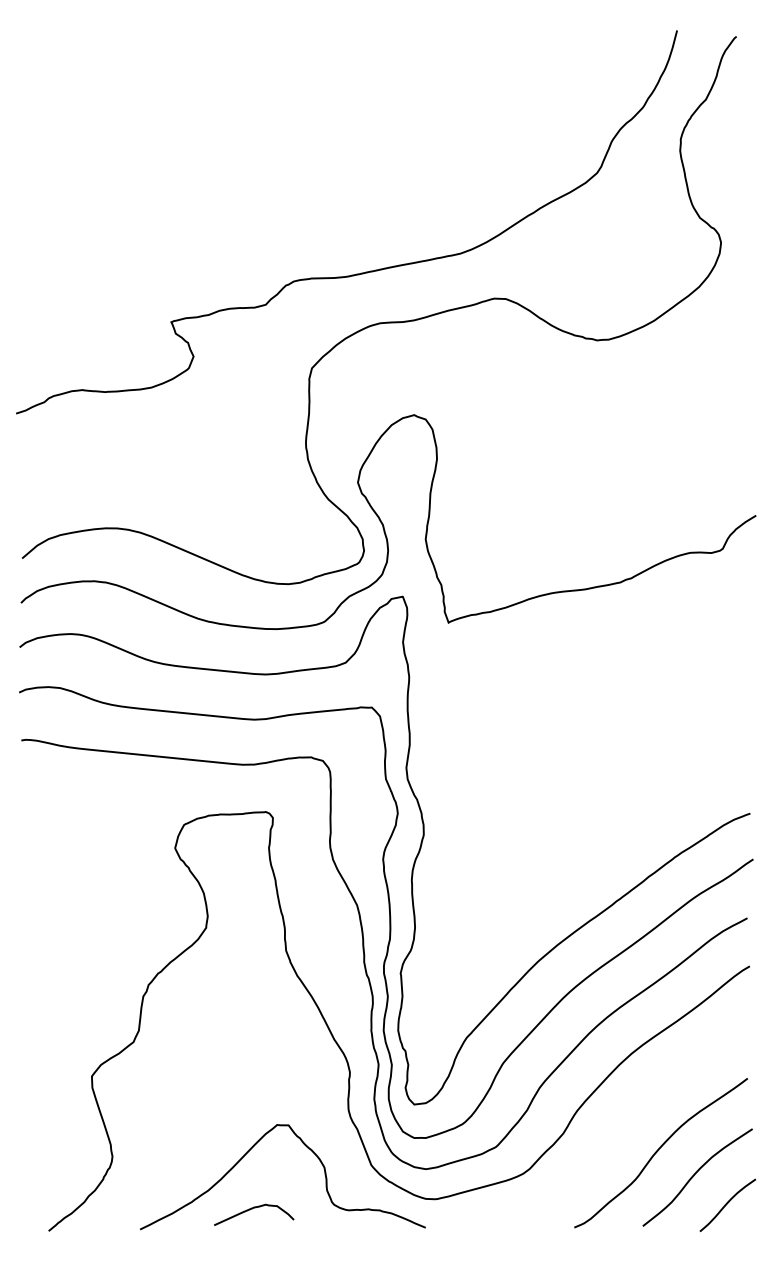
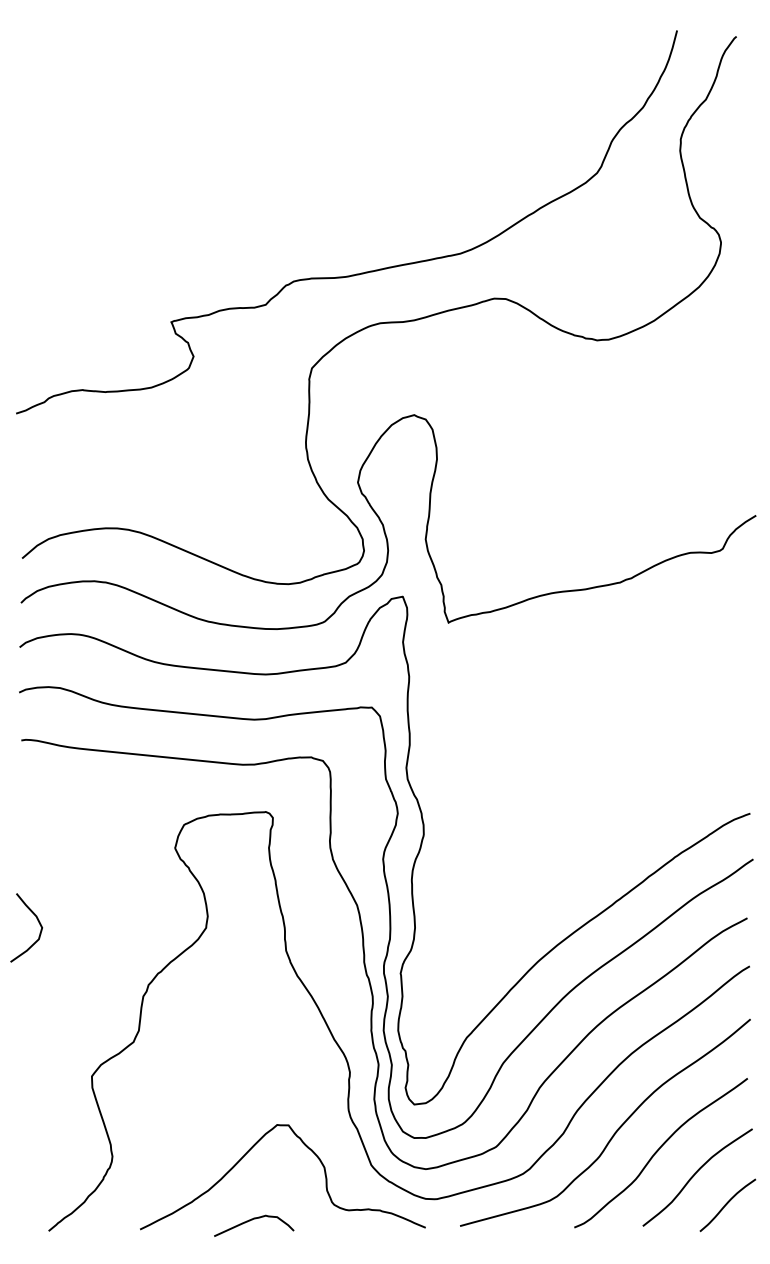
curve: none -> present (38, 922)
curve: none -> present (617, 1128)
curve position: (252, 1209) -> (252, 1220) (252, 1220)
